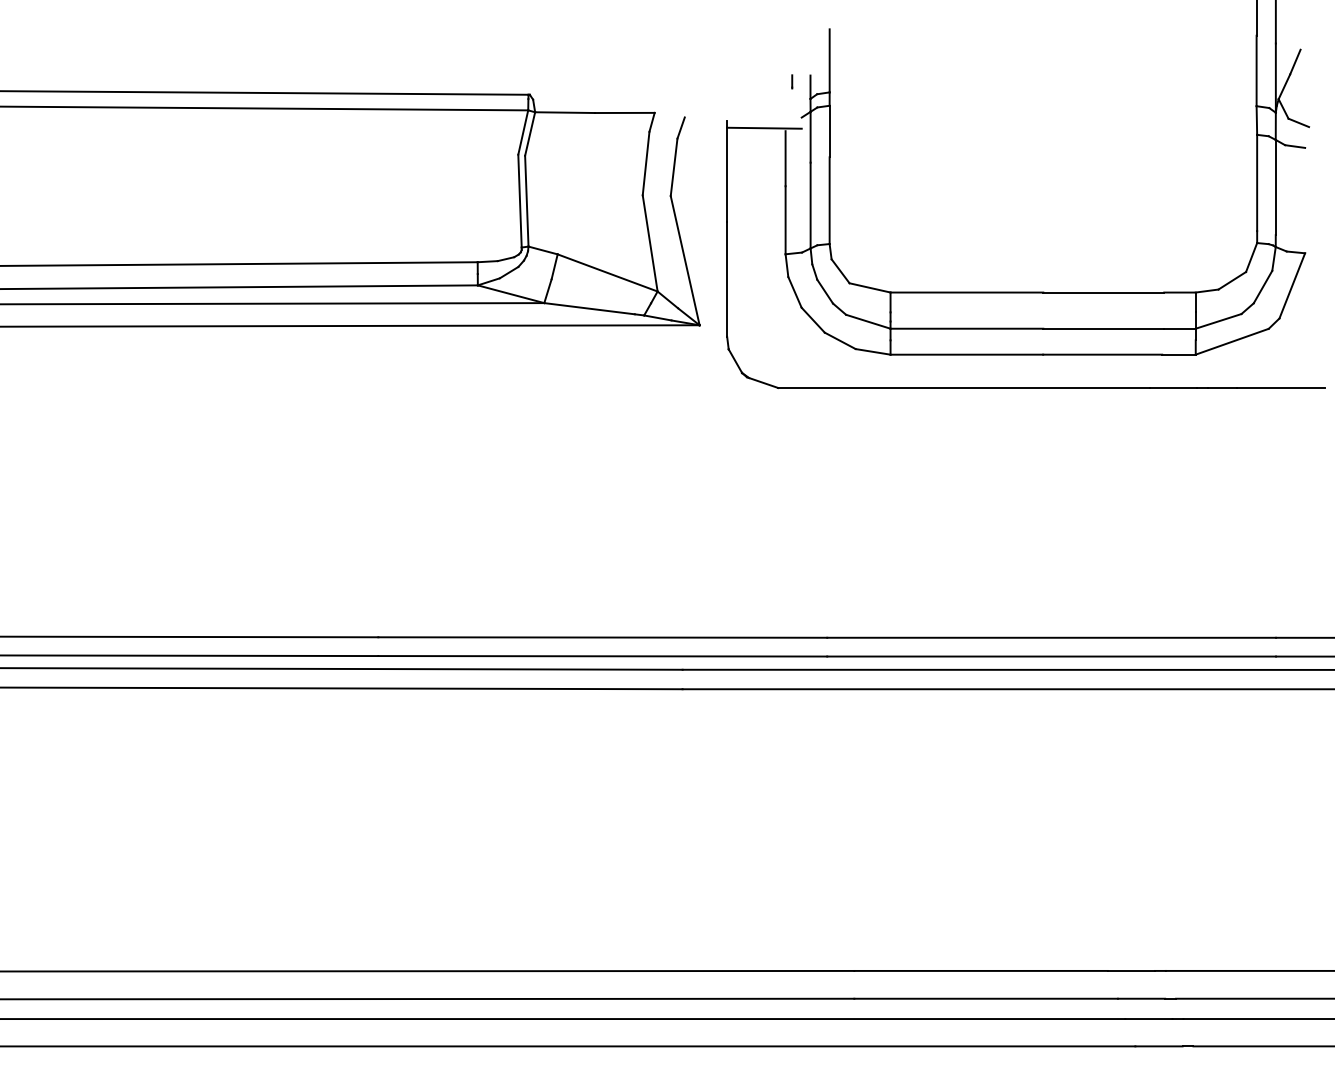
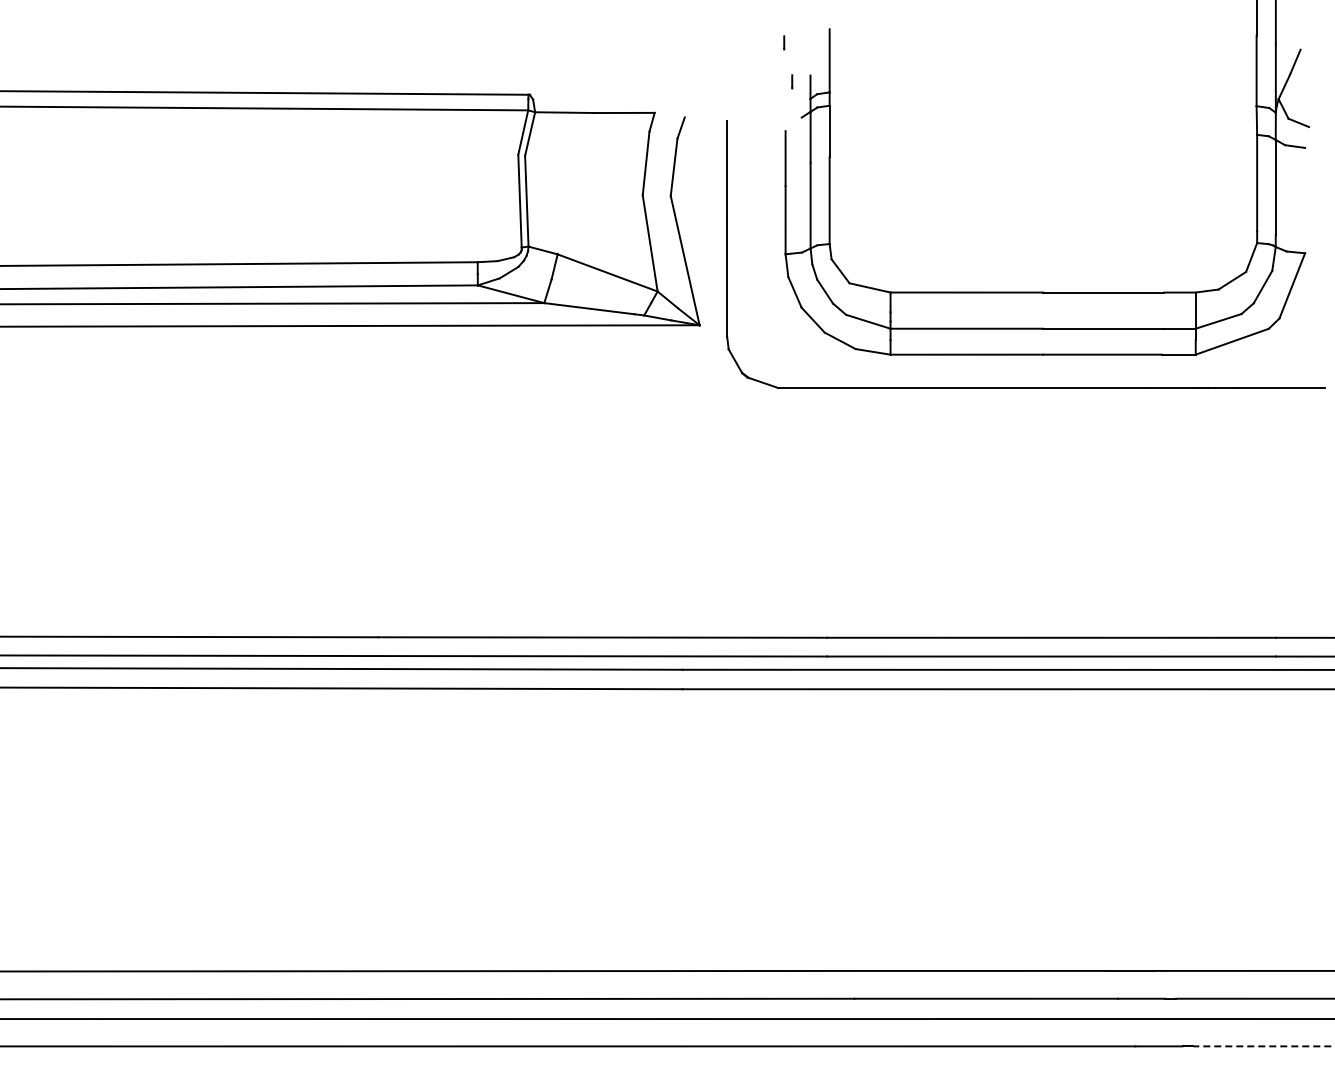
line: none -> present (784, 42)
line: present -> none (764, 127)
line: solid -> dashed (1263, 1046)
